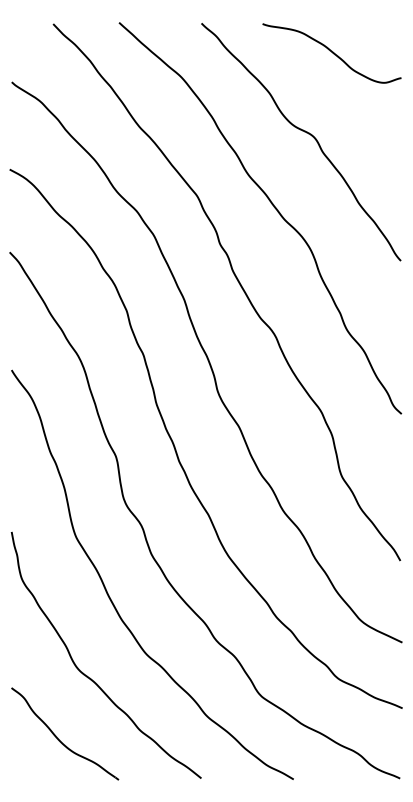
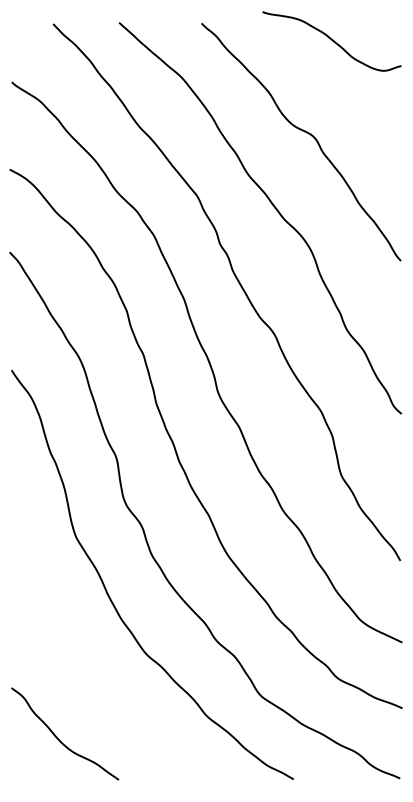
curve position: (331, 52) -> (331, 40) (331, 40)
curve: present -> none (90, 677)
